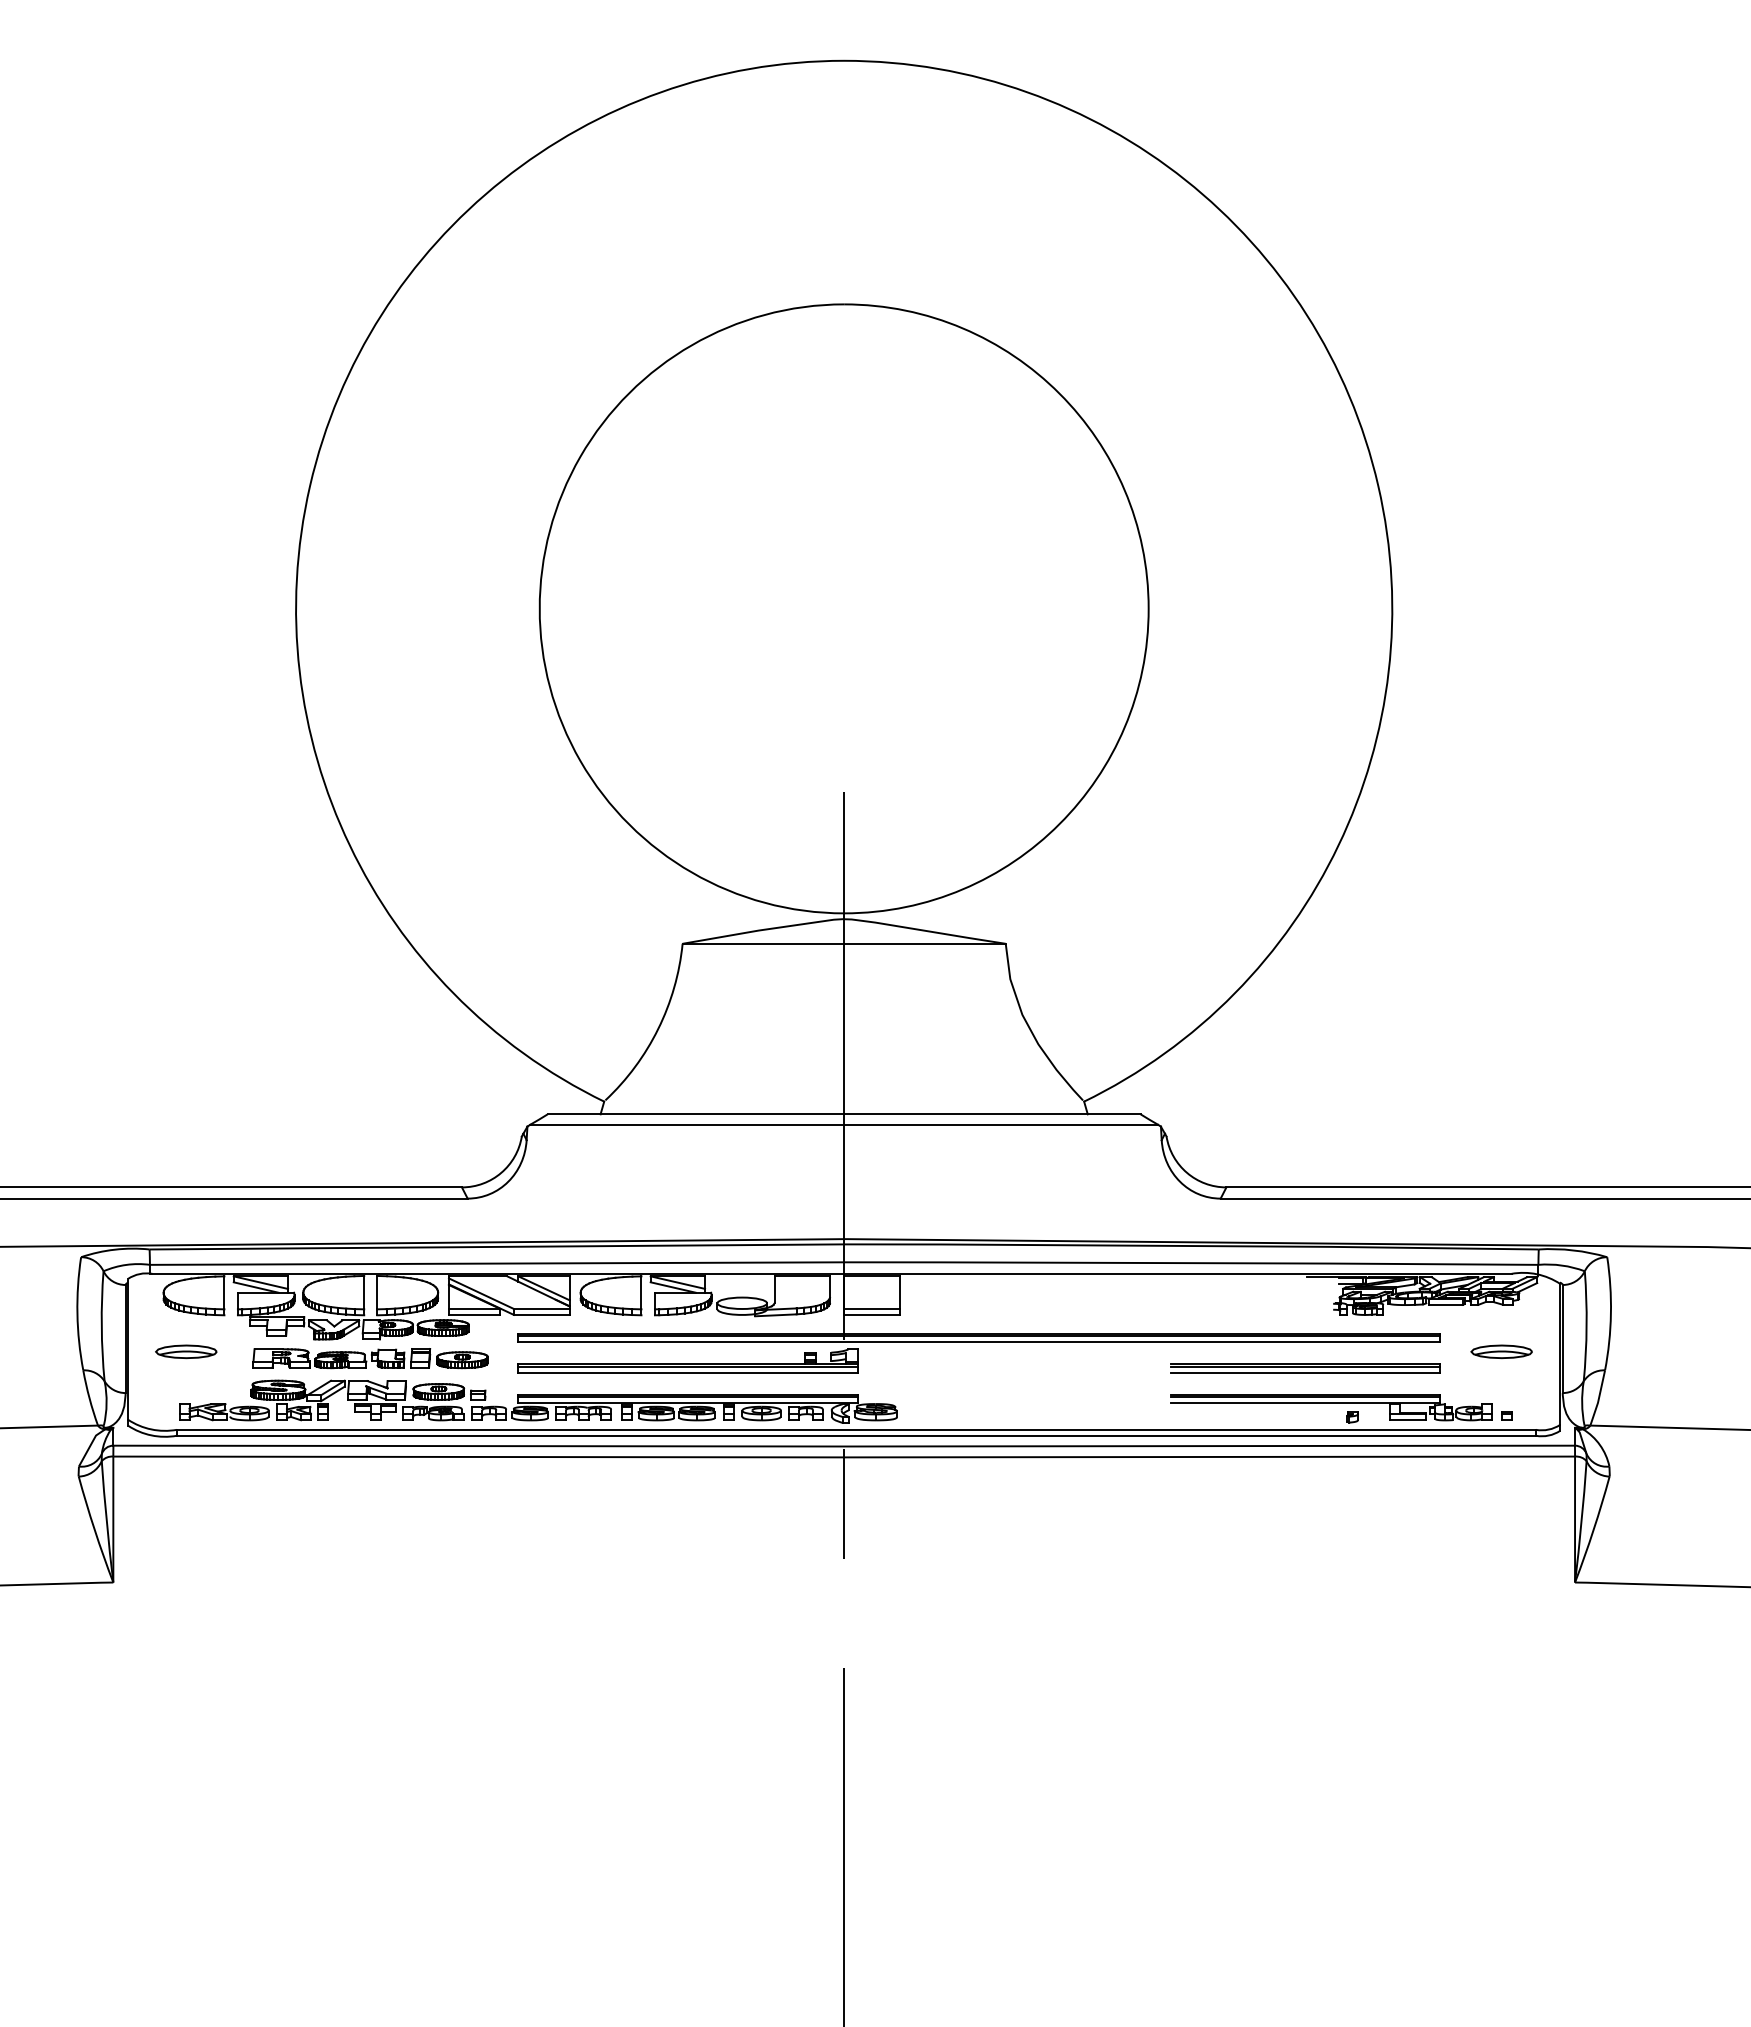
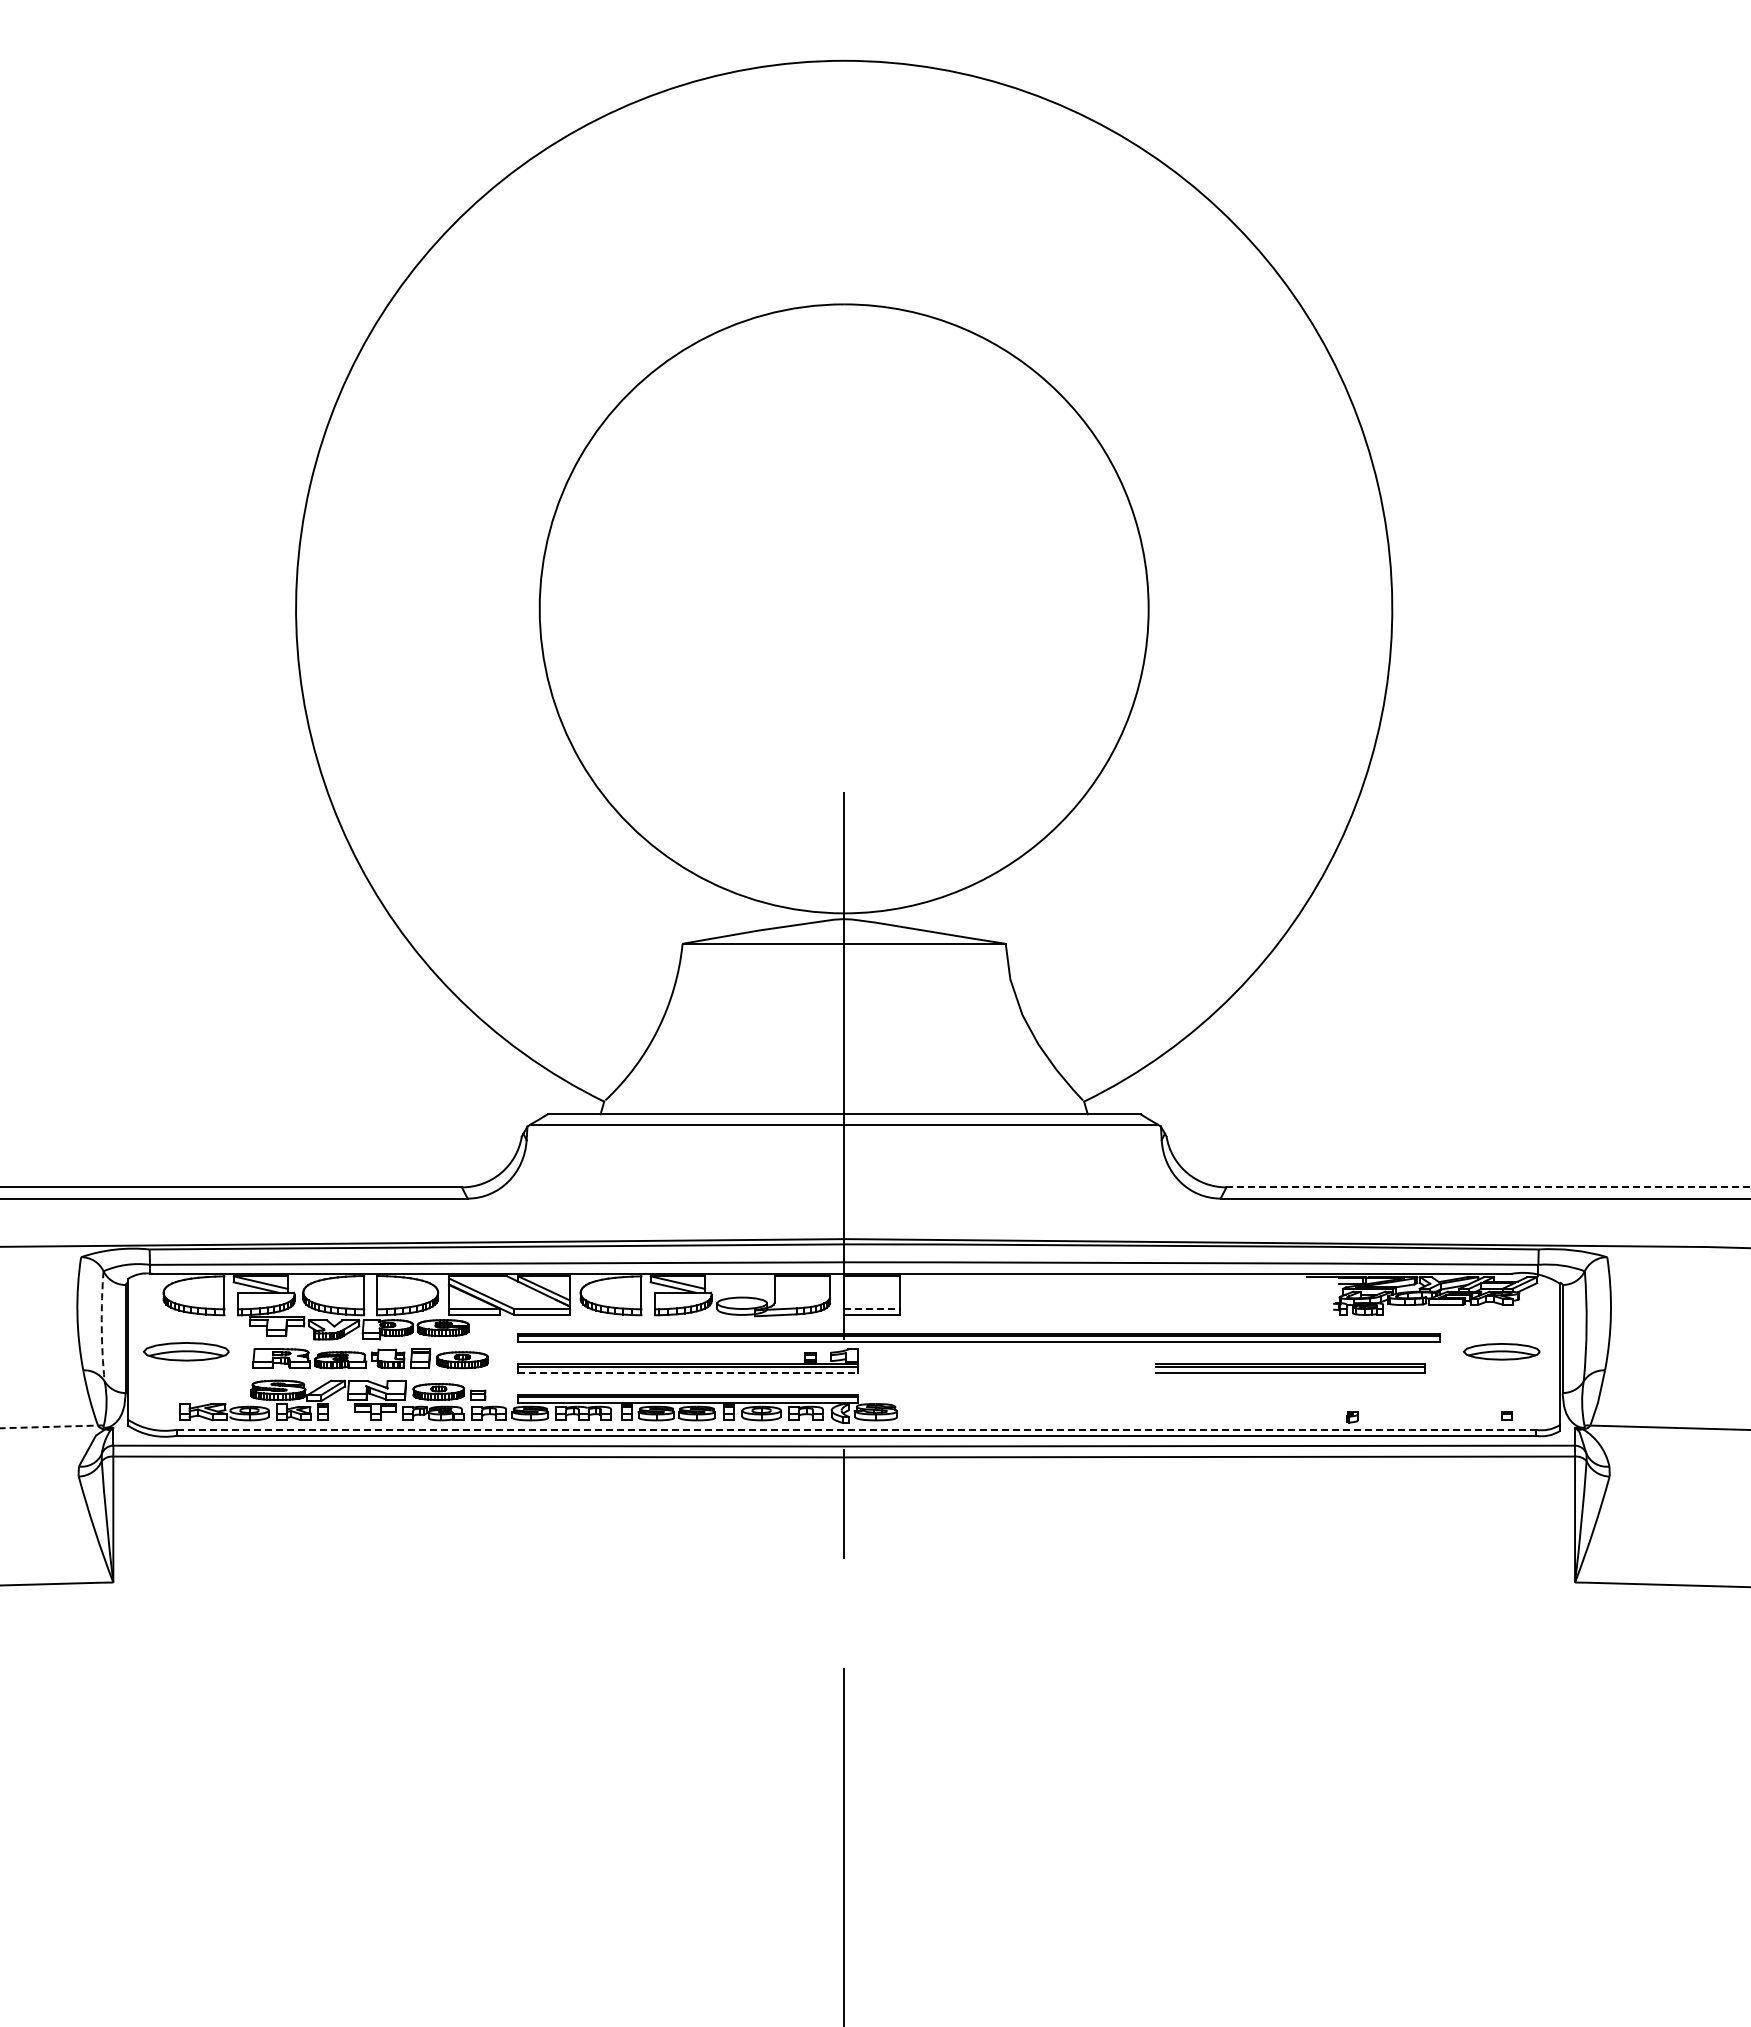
line: solid -> dashed (1488, 1187)
line: solid -> dashed (871, 1308)
arc: solid -> dashed (101, 1326)
part size: 63x16 px -> 88x20 px (185, 1351)
part size: 63x16 px -> 79x18 px (1501, 1351)
part position: (1305, 1368) -> (1290, 1368) (1290, 1368)
line: solid -> dashed (688, 1372)
part: present -> none (1331, 1407)
line: solid -> dashed (49, 1426)
line: solid -> dashed (856, 1429)
